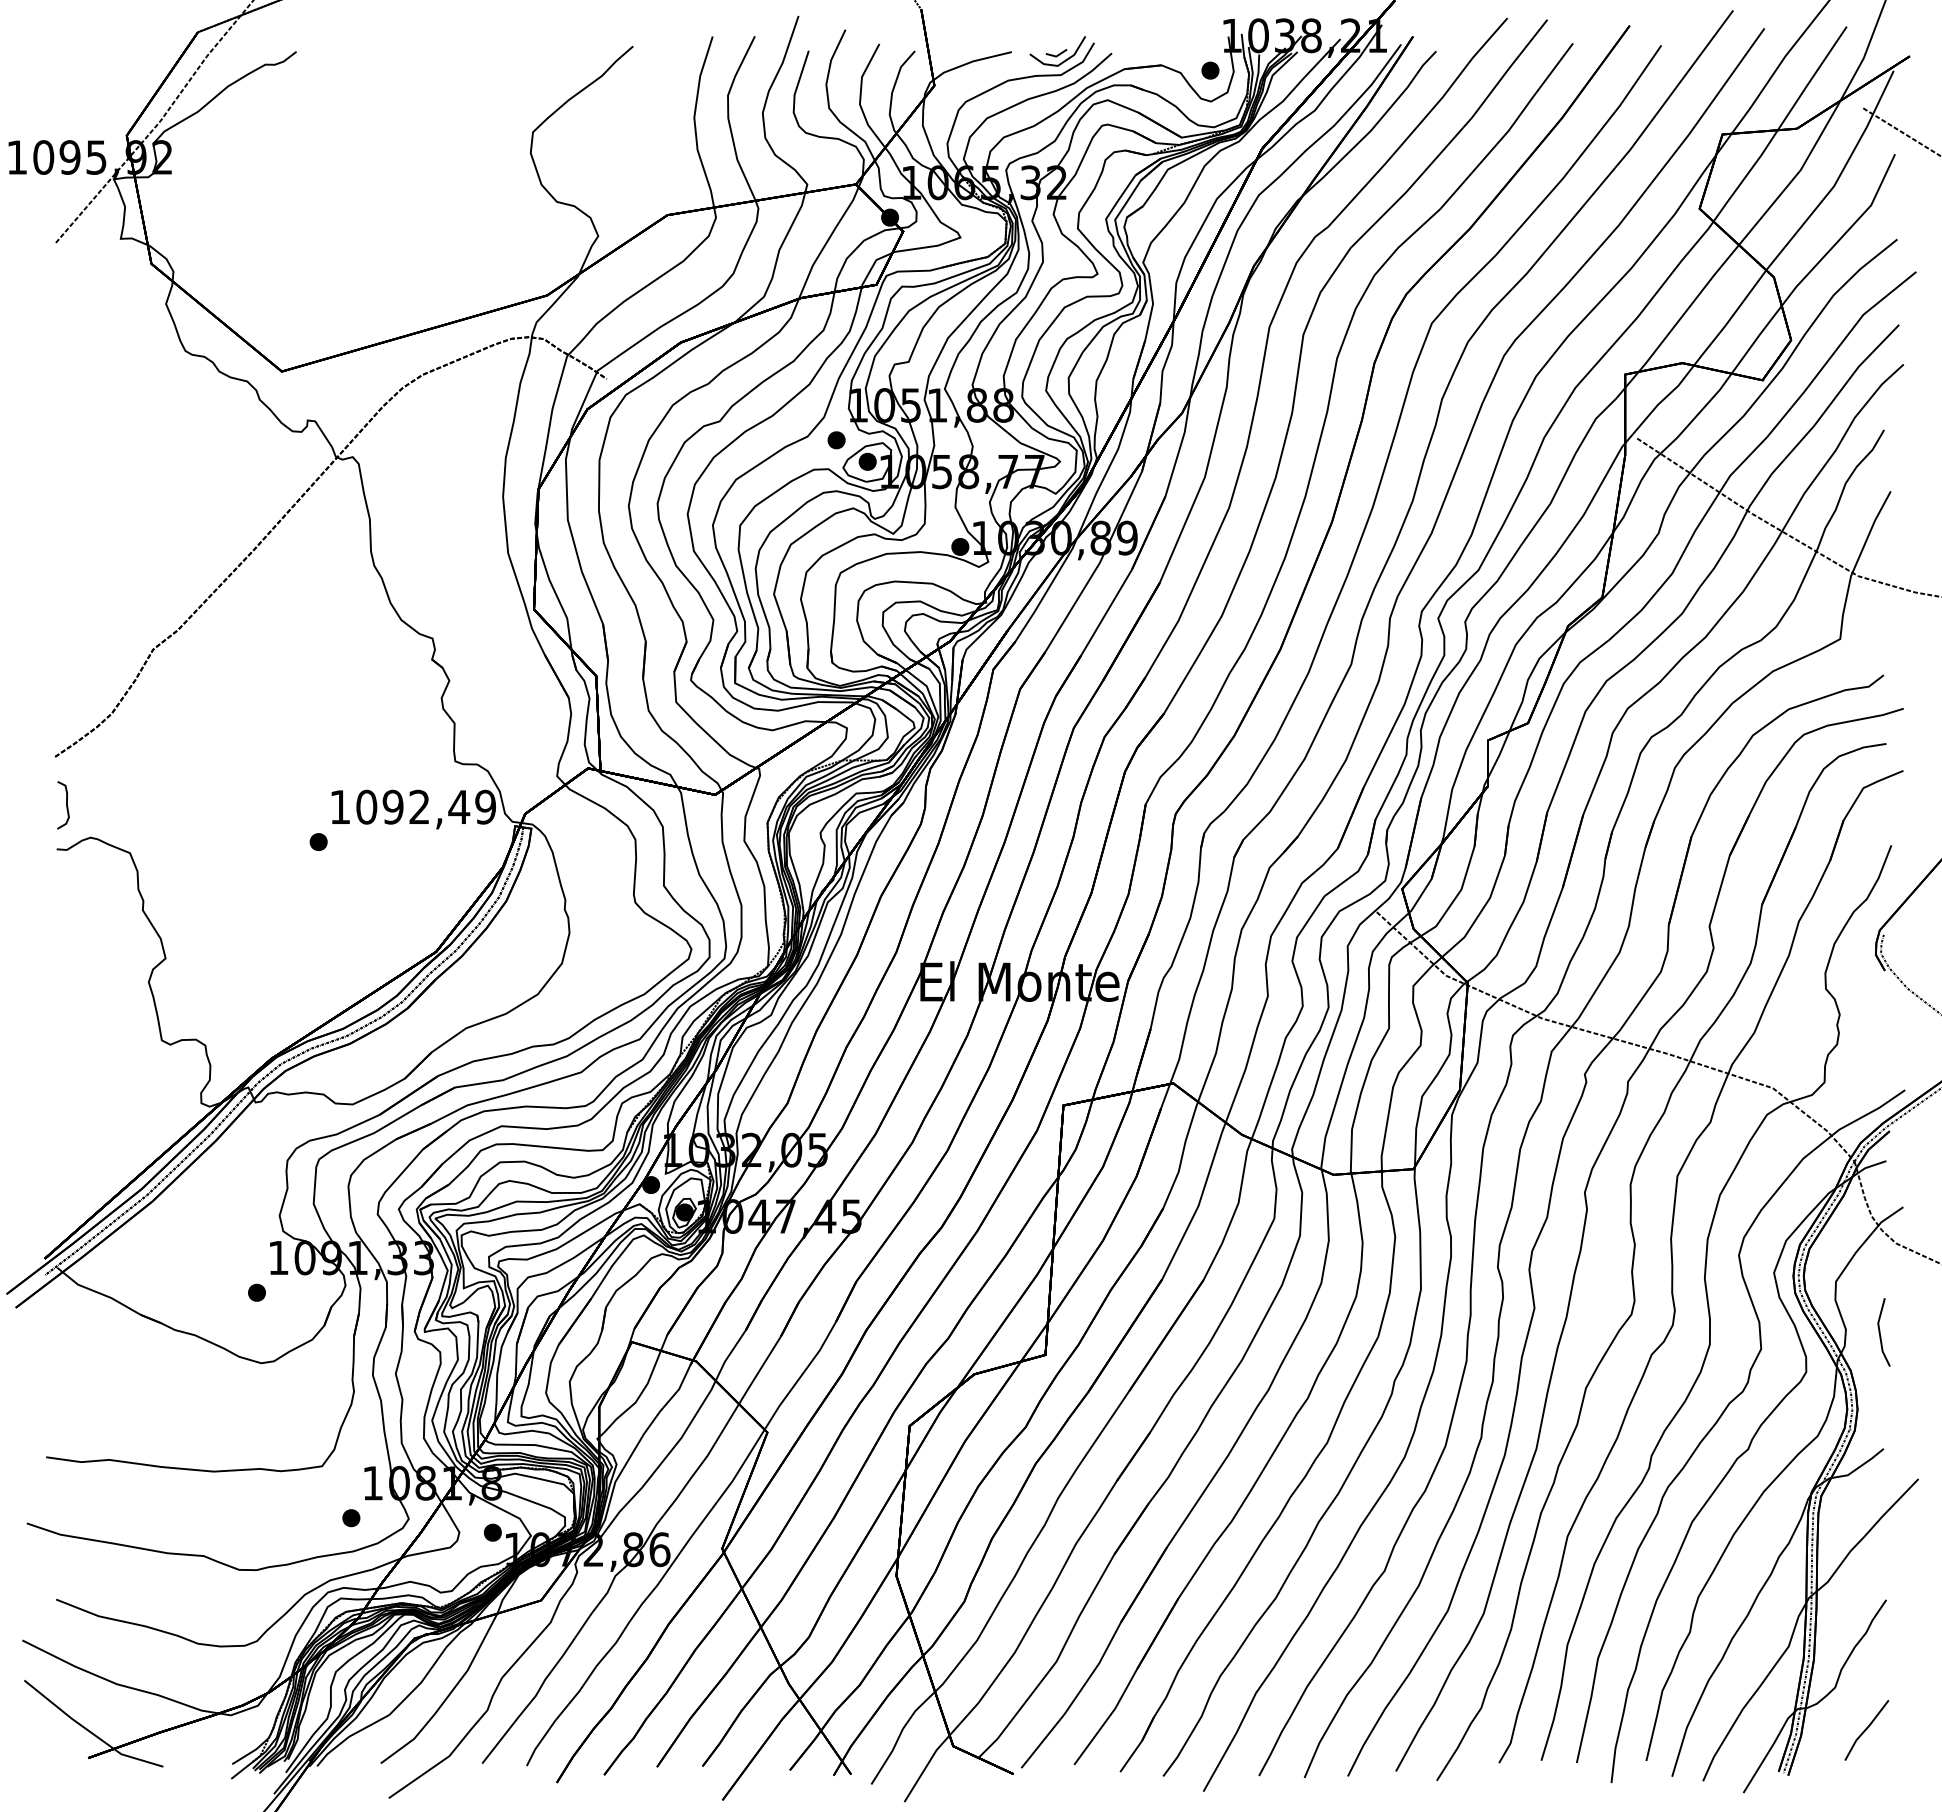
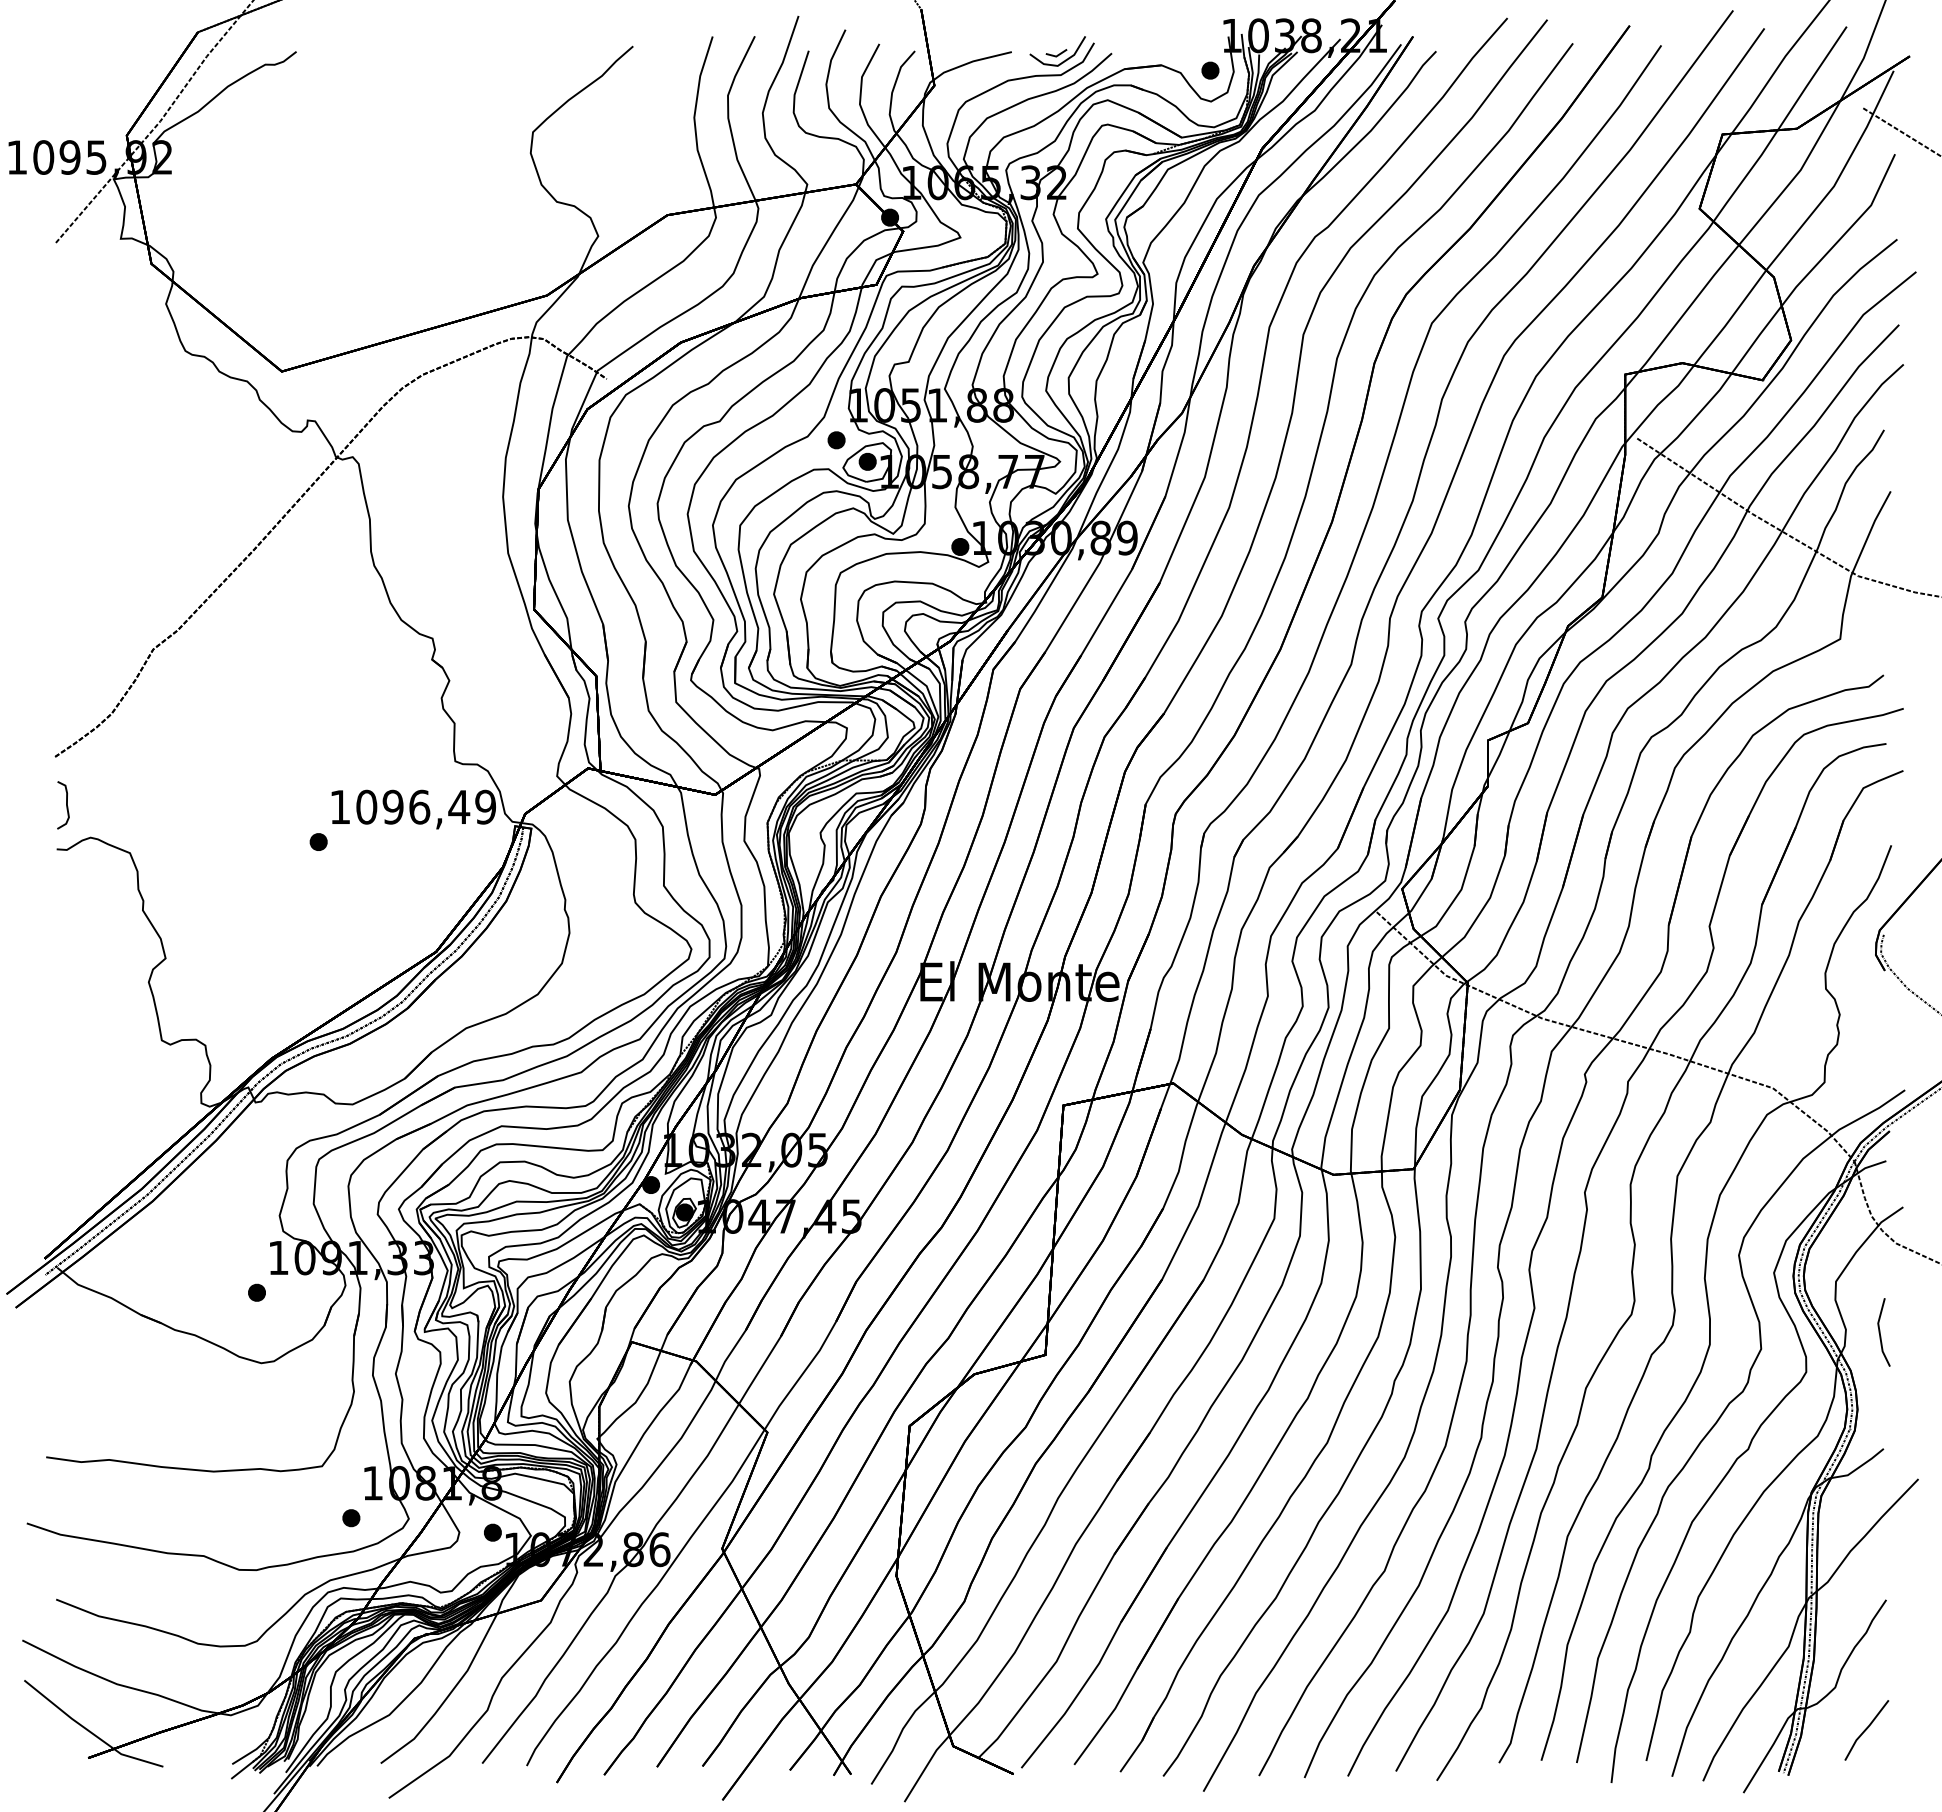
text: 1092,49 -> 1096,49 (419, 806)
